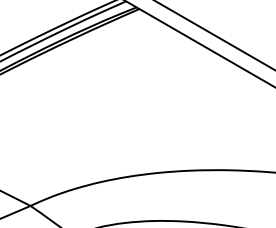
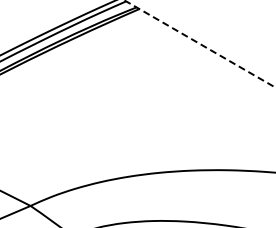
line: present -> none (214, 35)
line: solid -> dashed (199, 43)
